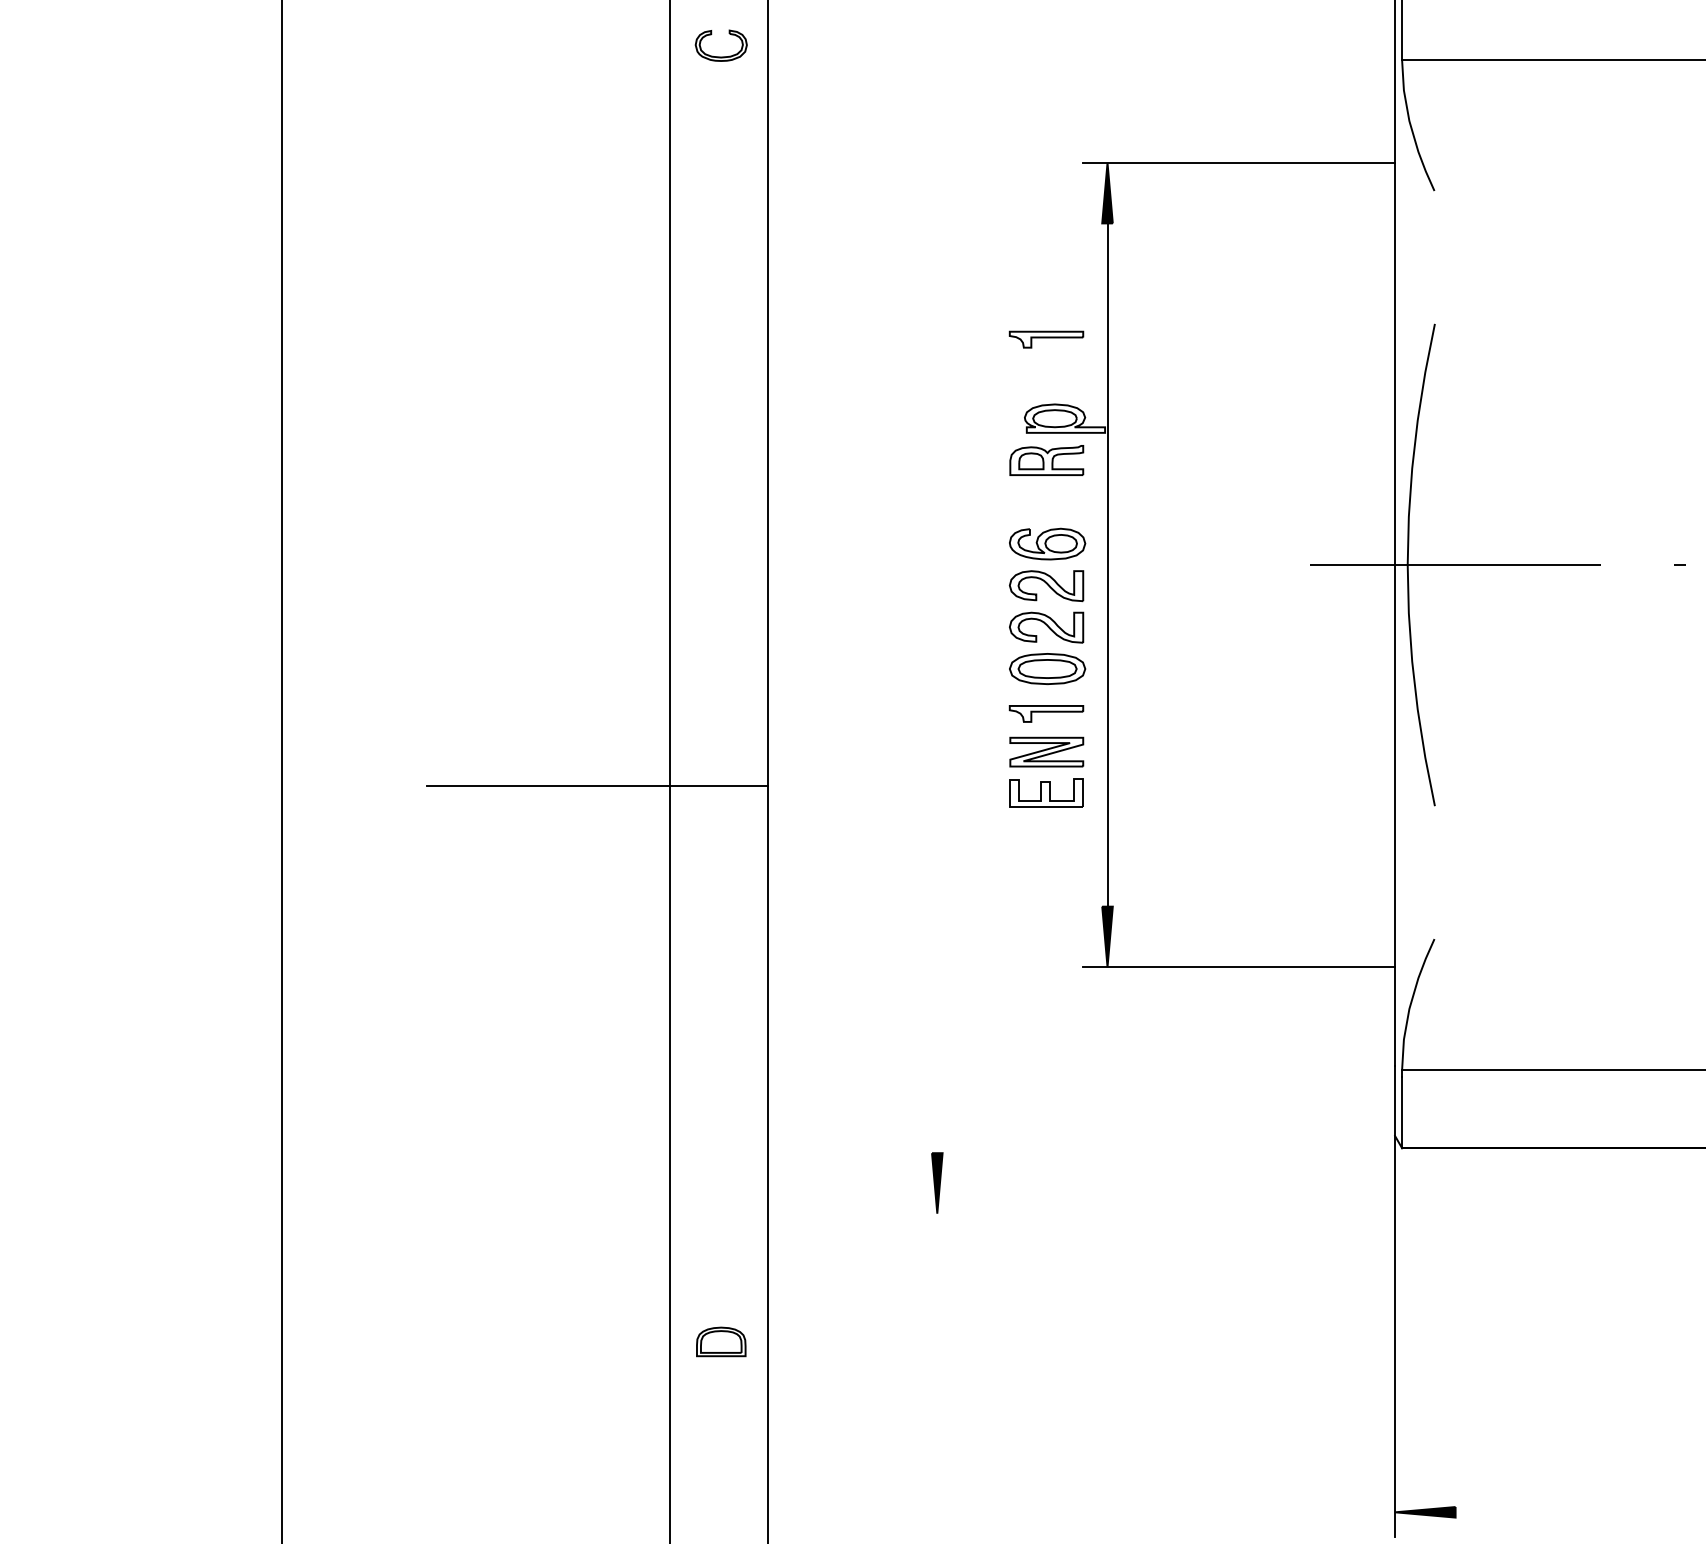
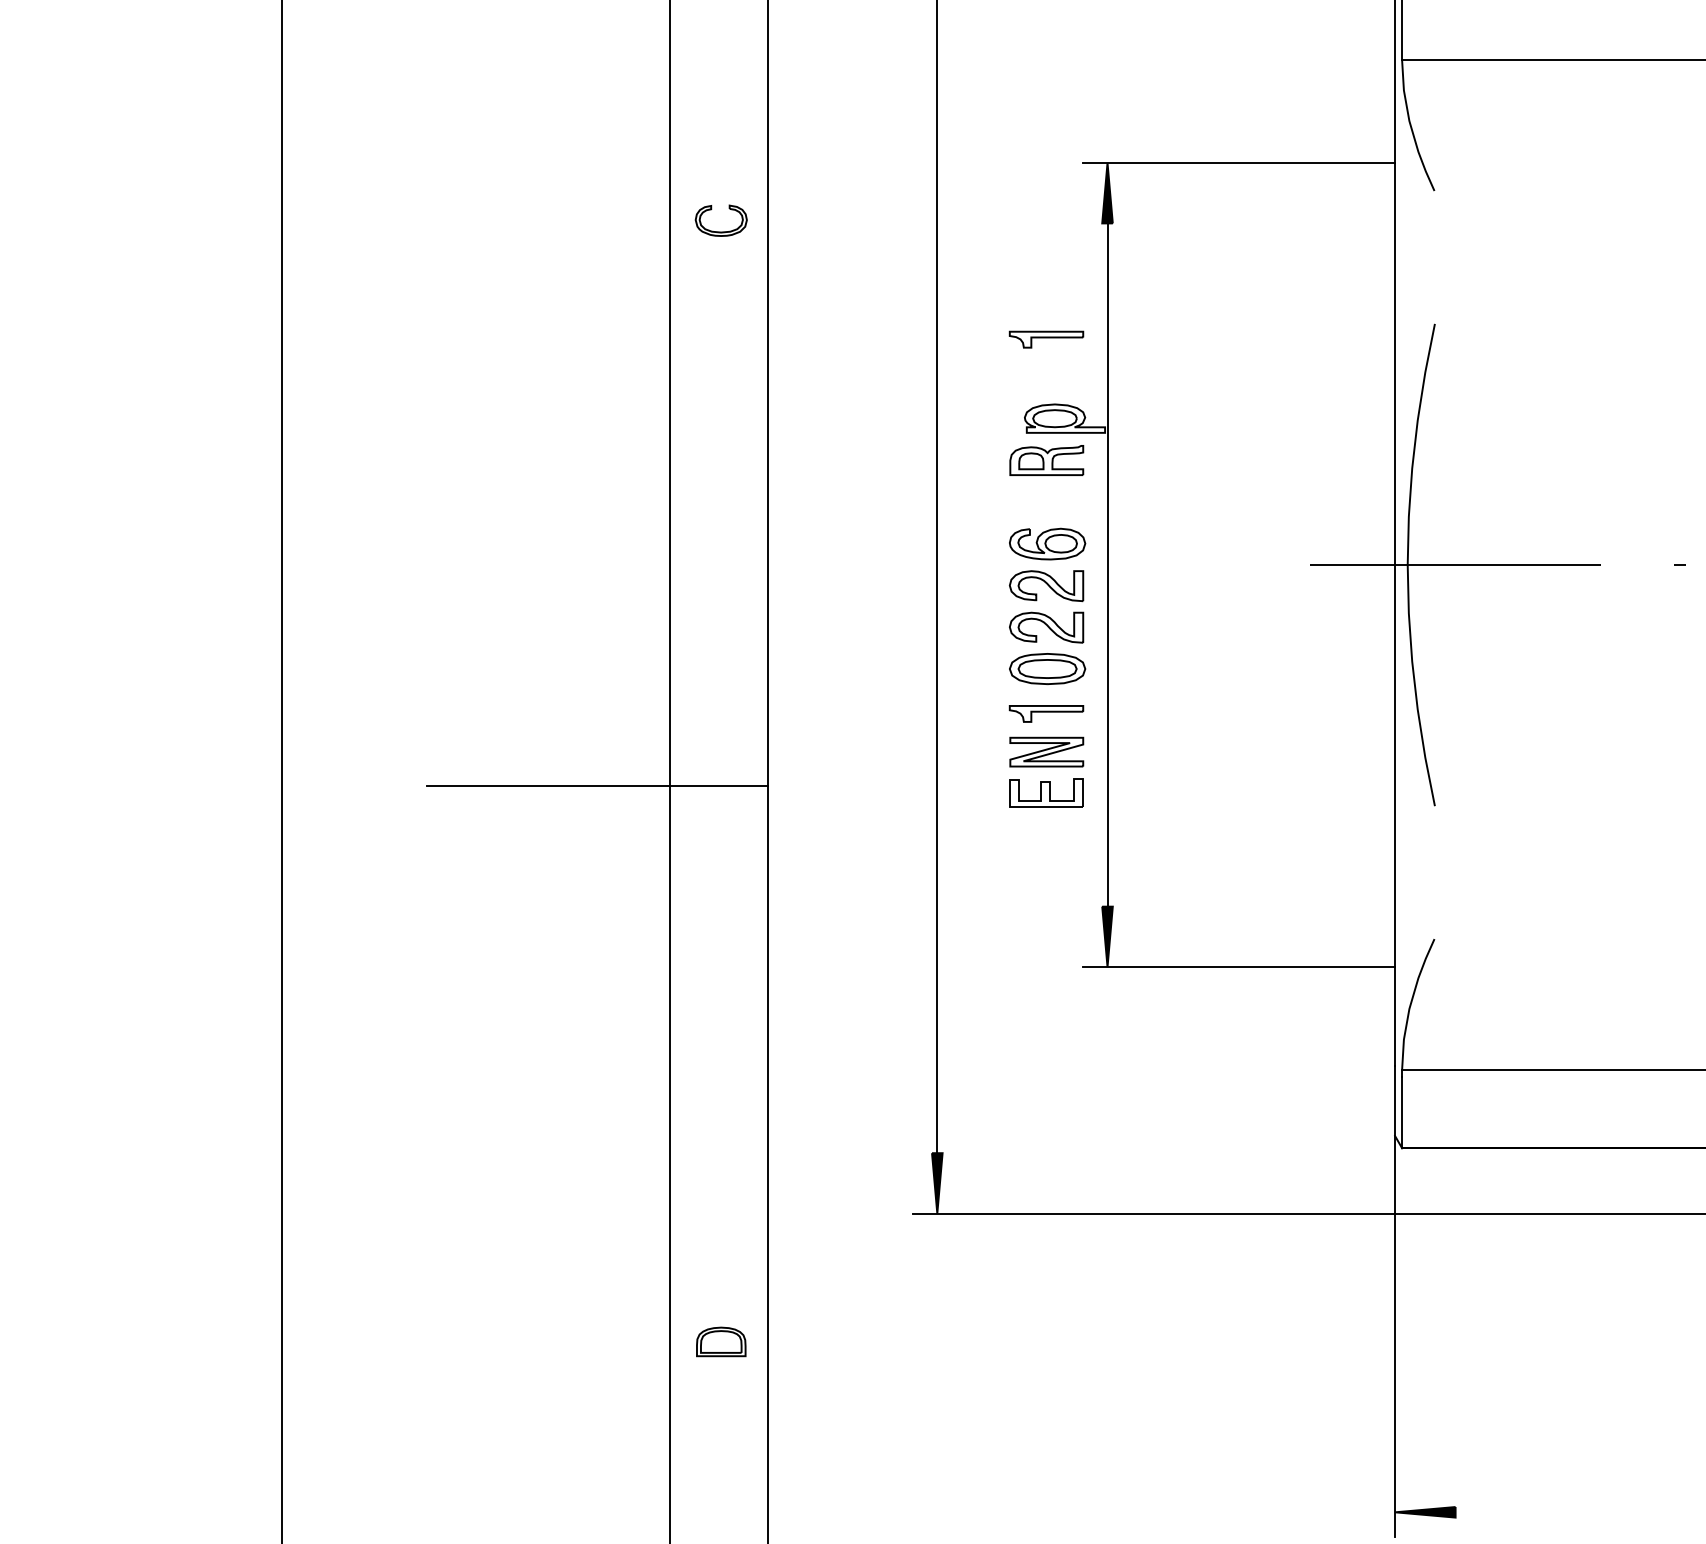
part position: (720, 56) -> (720, 231) (720, 231)
line: none -> present (937, 577)
line: none -> present (1307, 1213)
